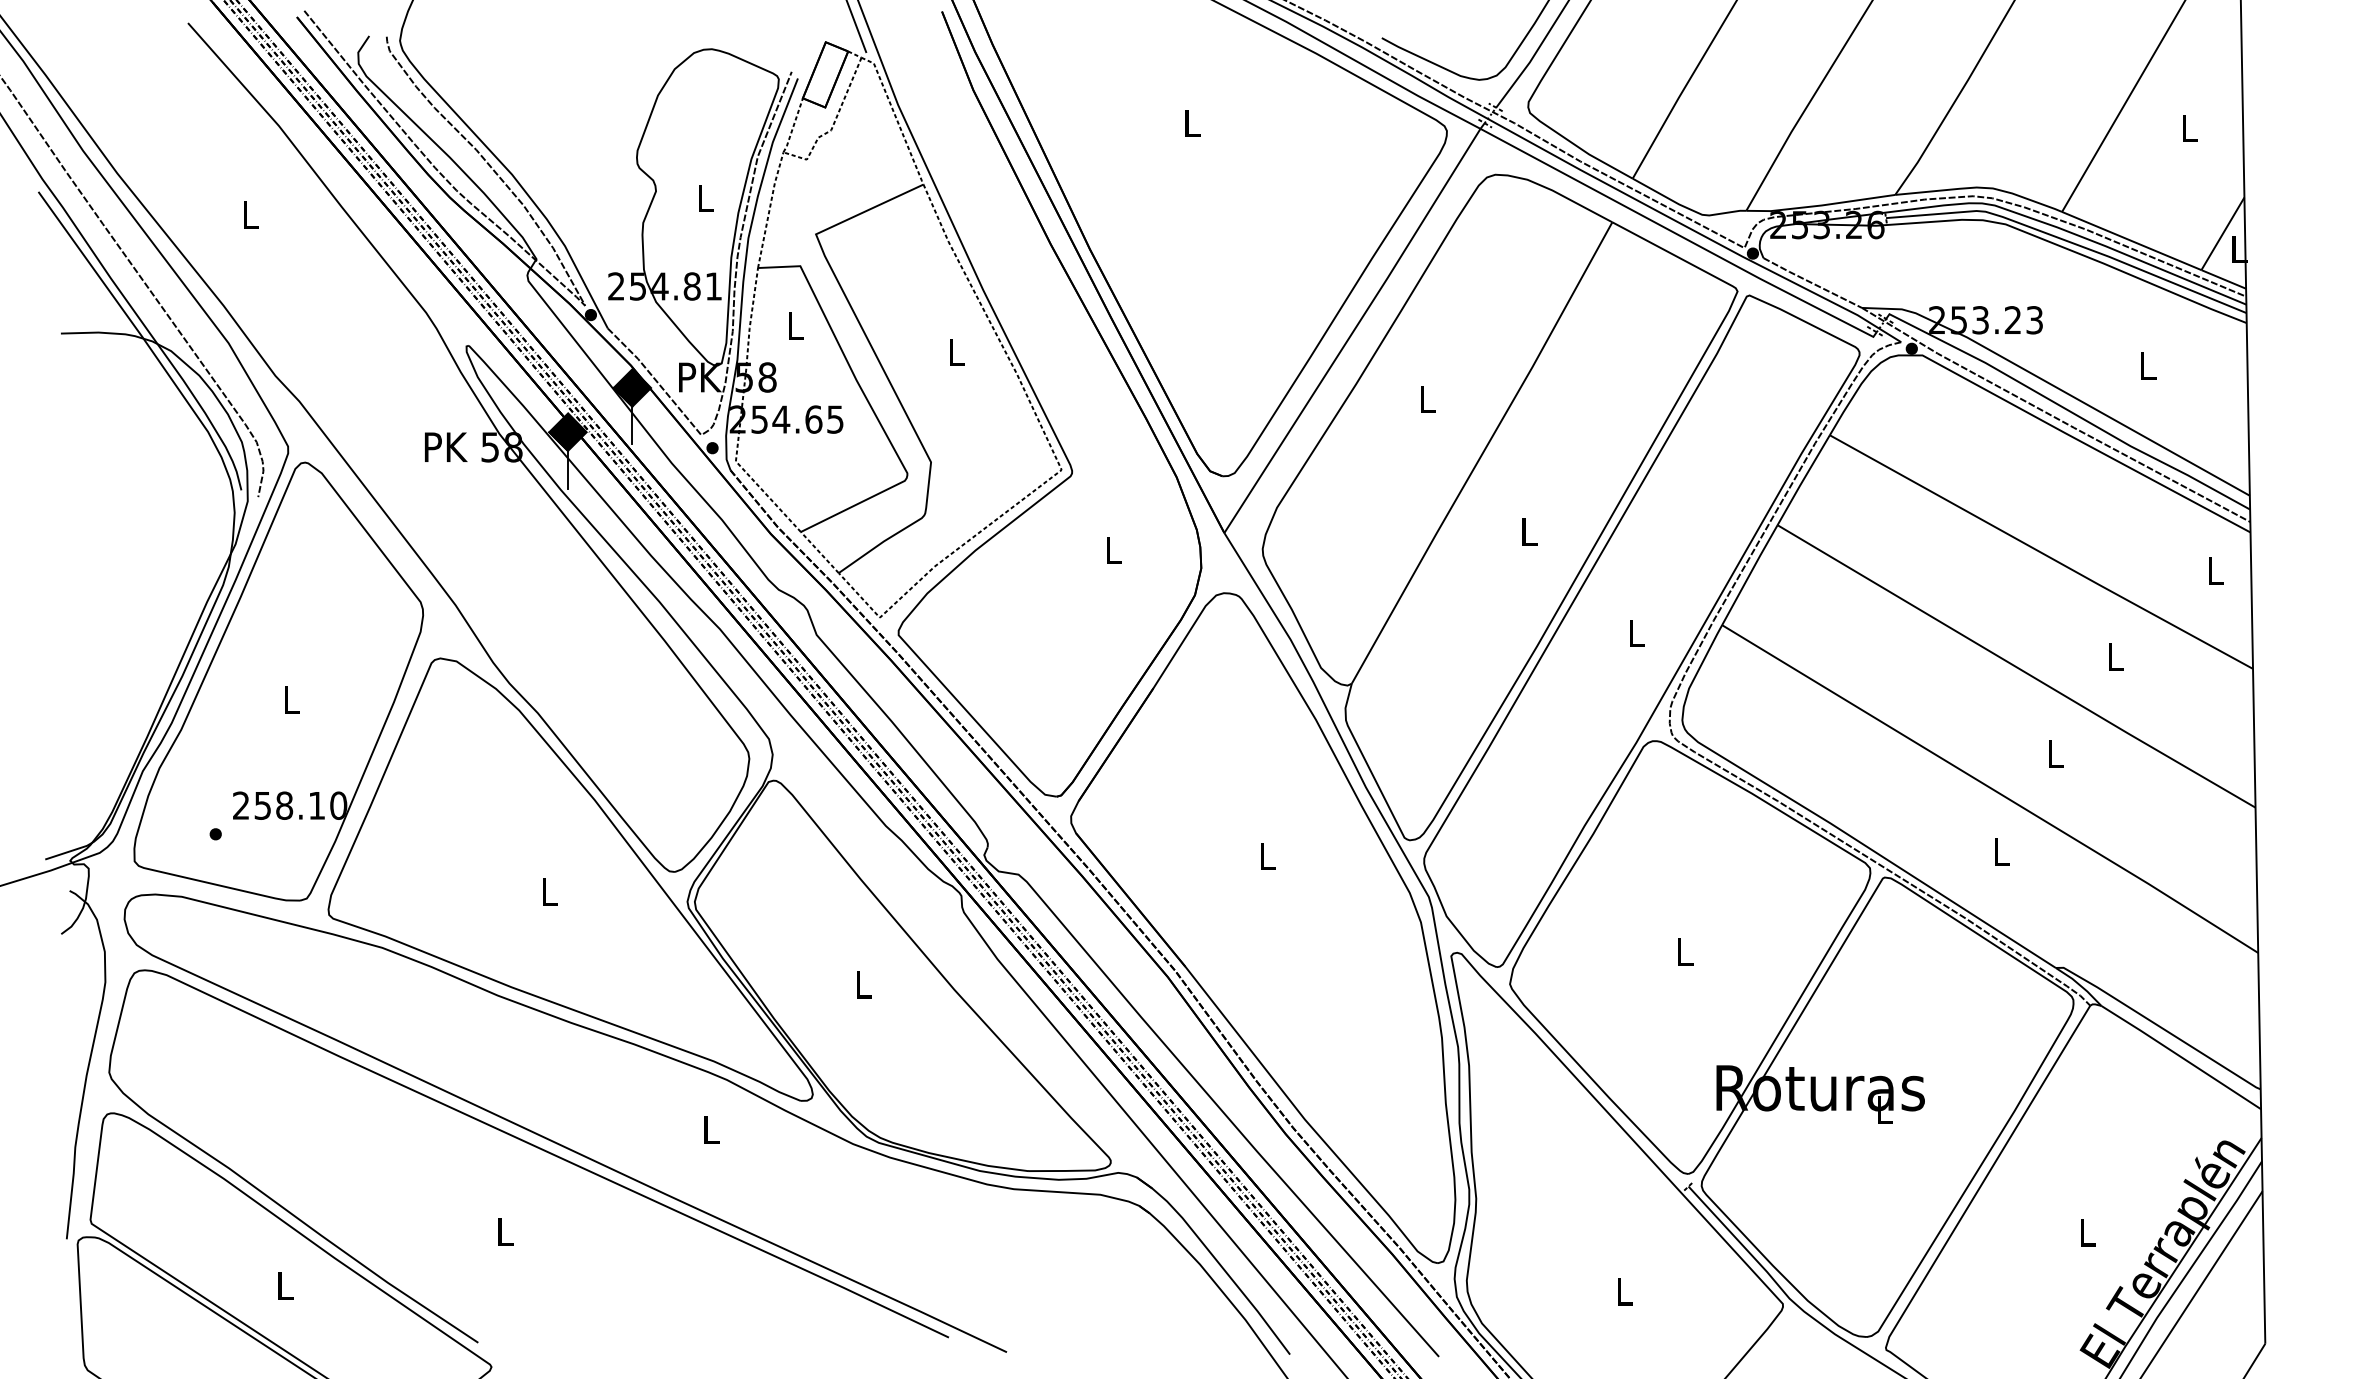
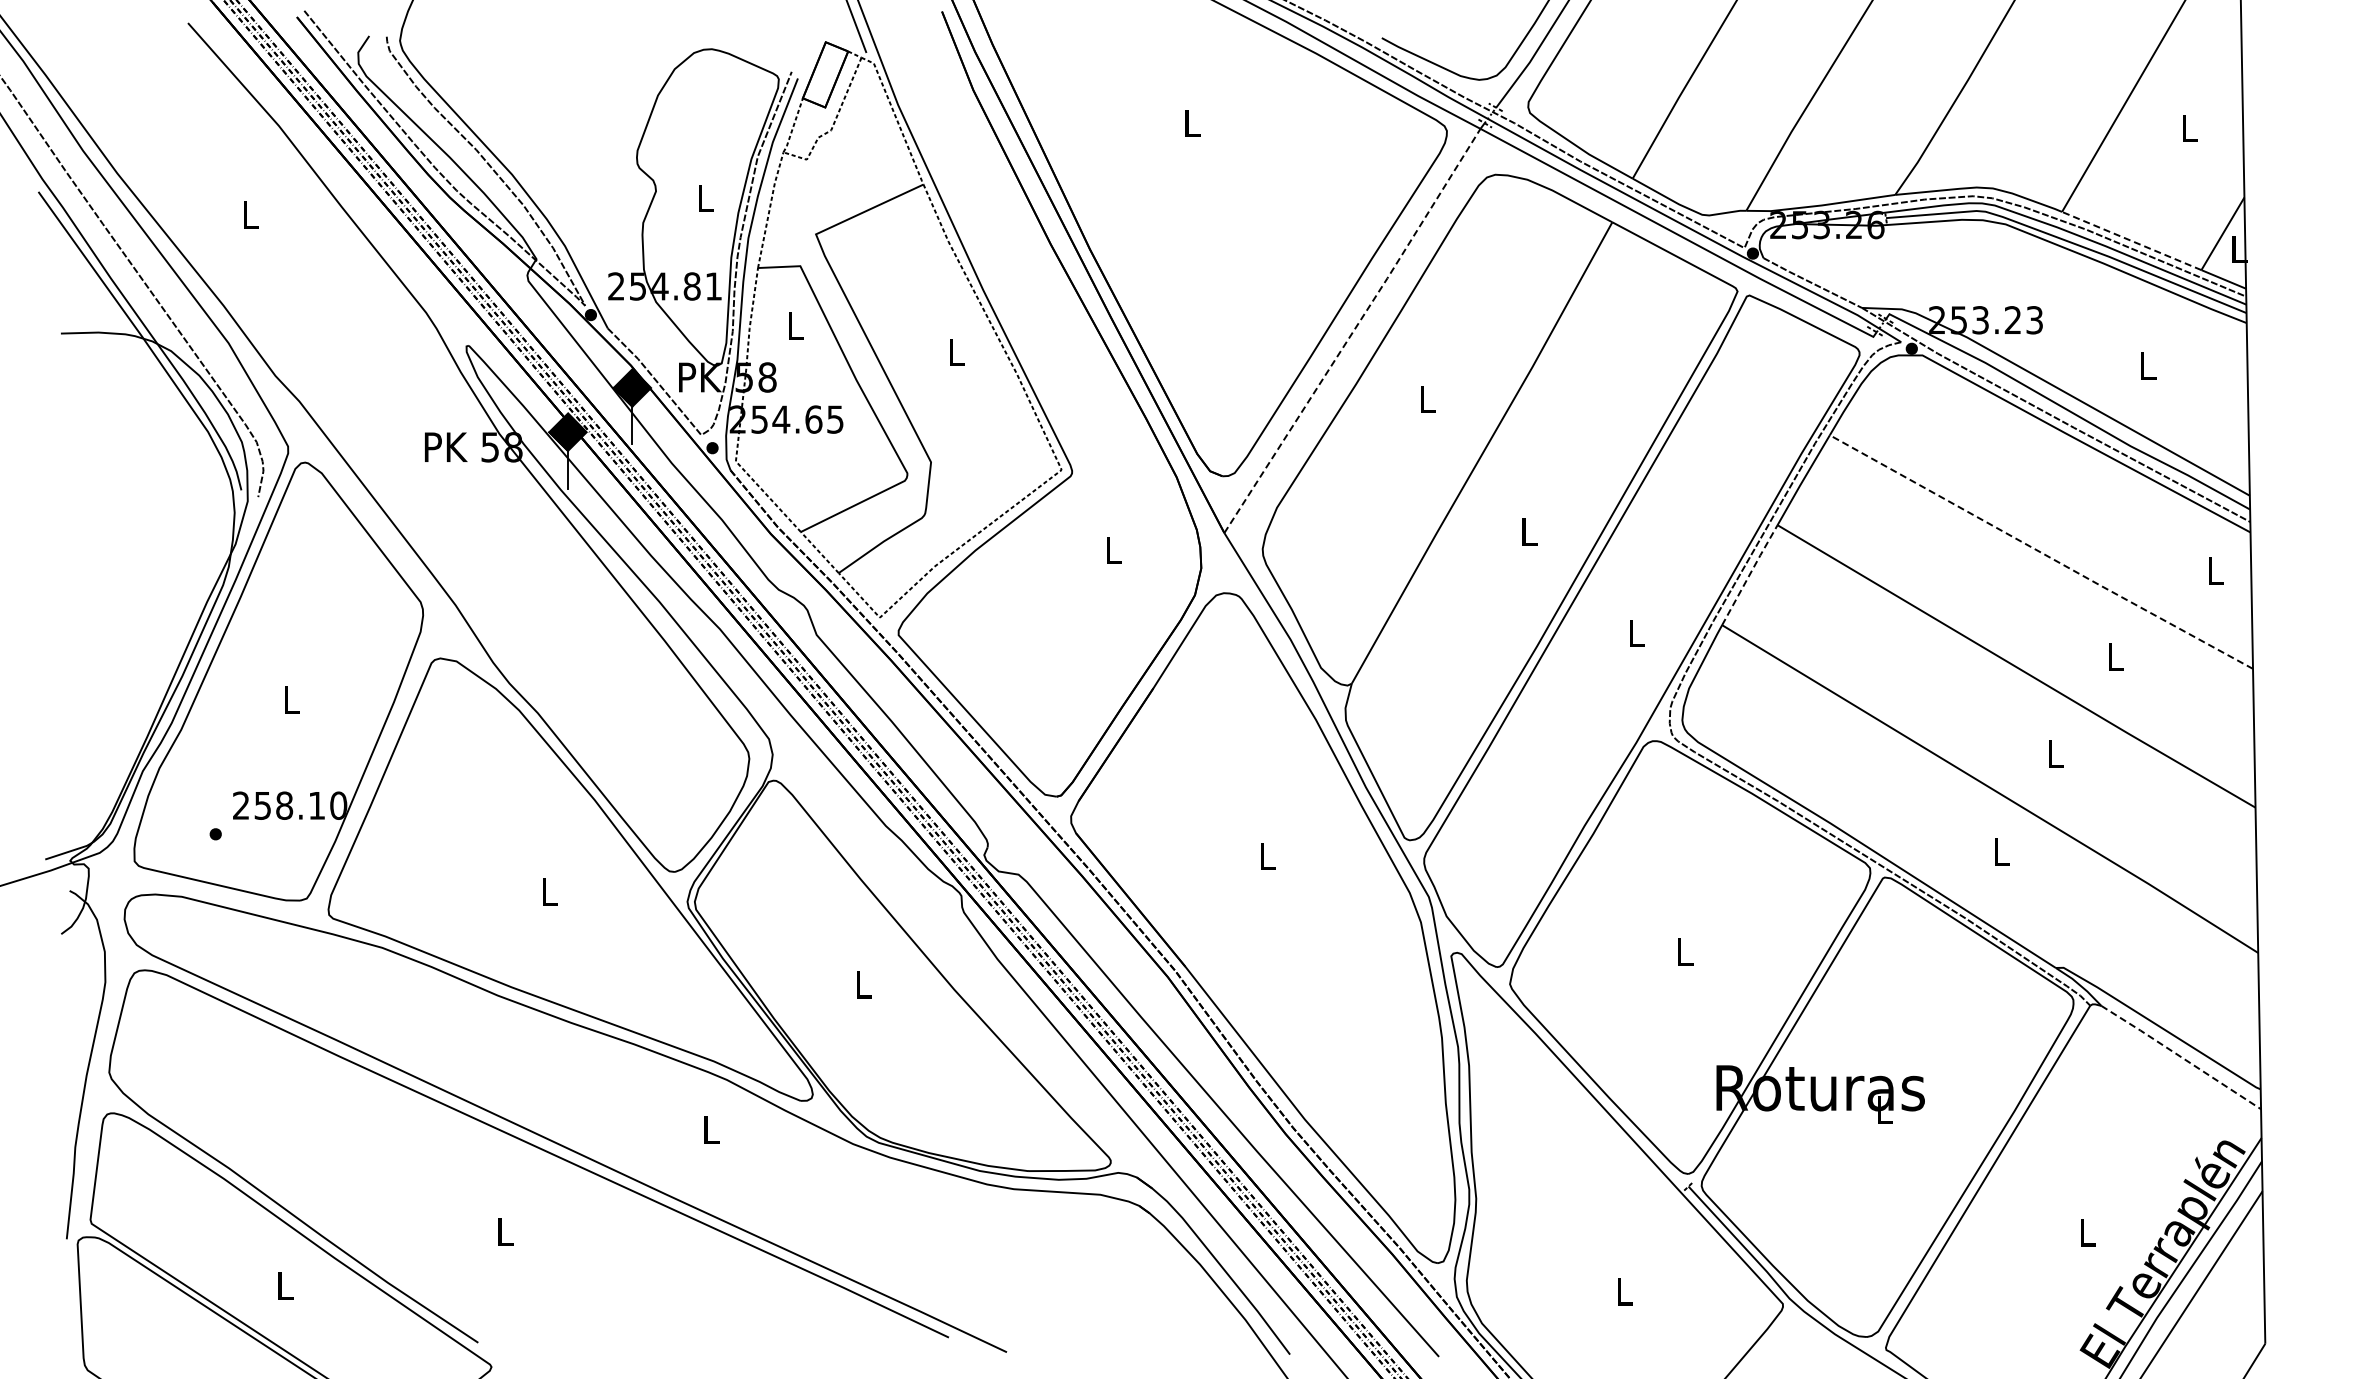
line: solid -> dashed (2131, 241)
line: solid -> dashed (1354, 330)
line: solid -> dashed (2041, 552)
line: solid -> dashed (1749, 574)
line: solid -> dashed (2180, 1056)
